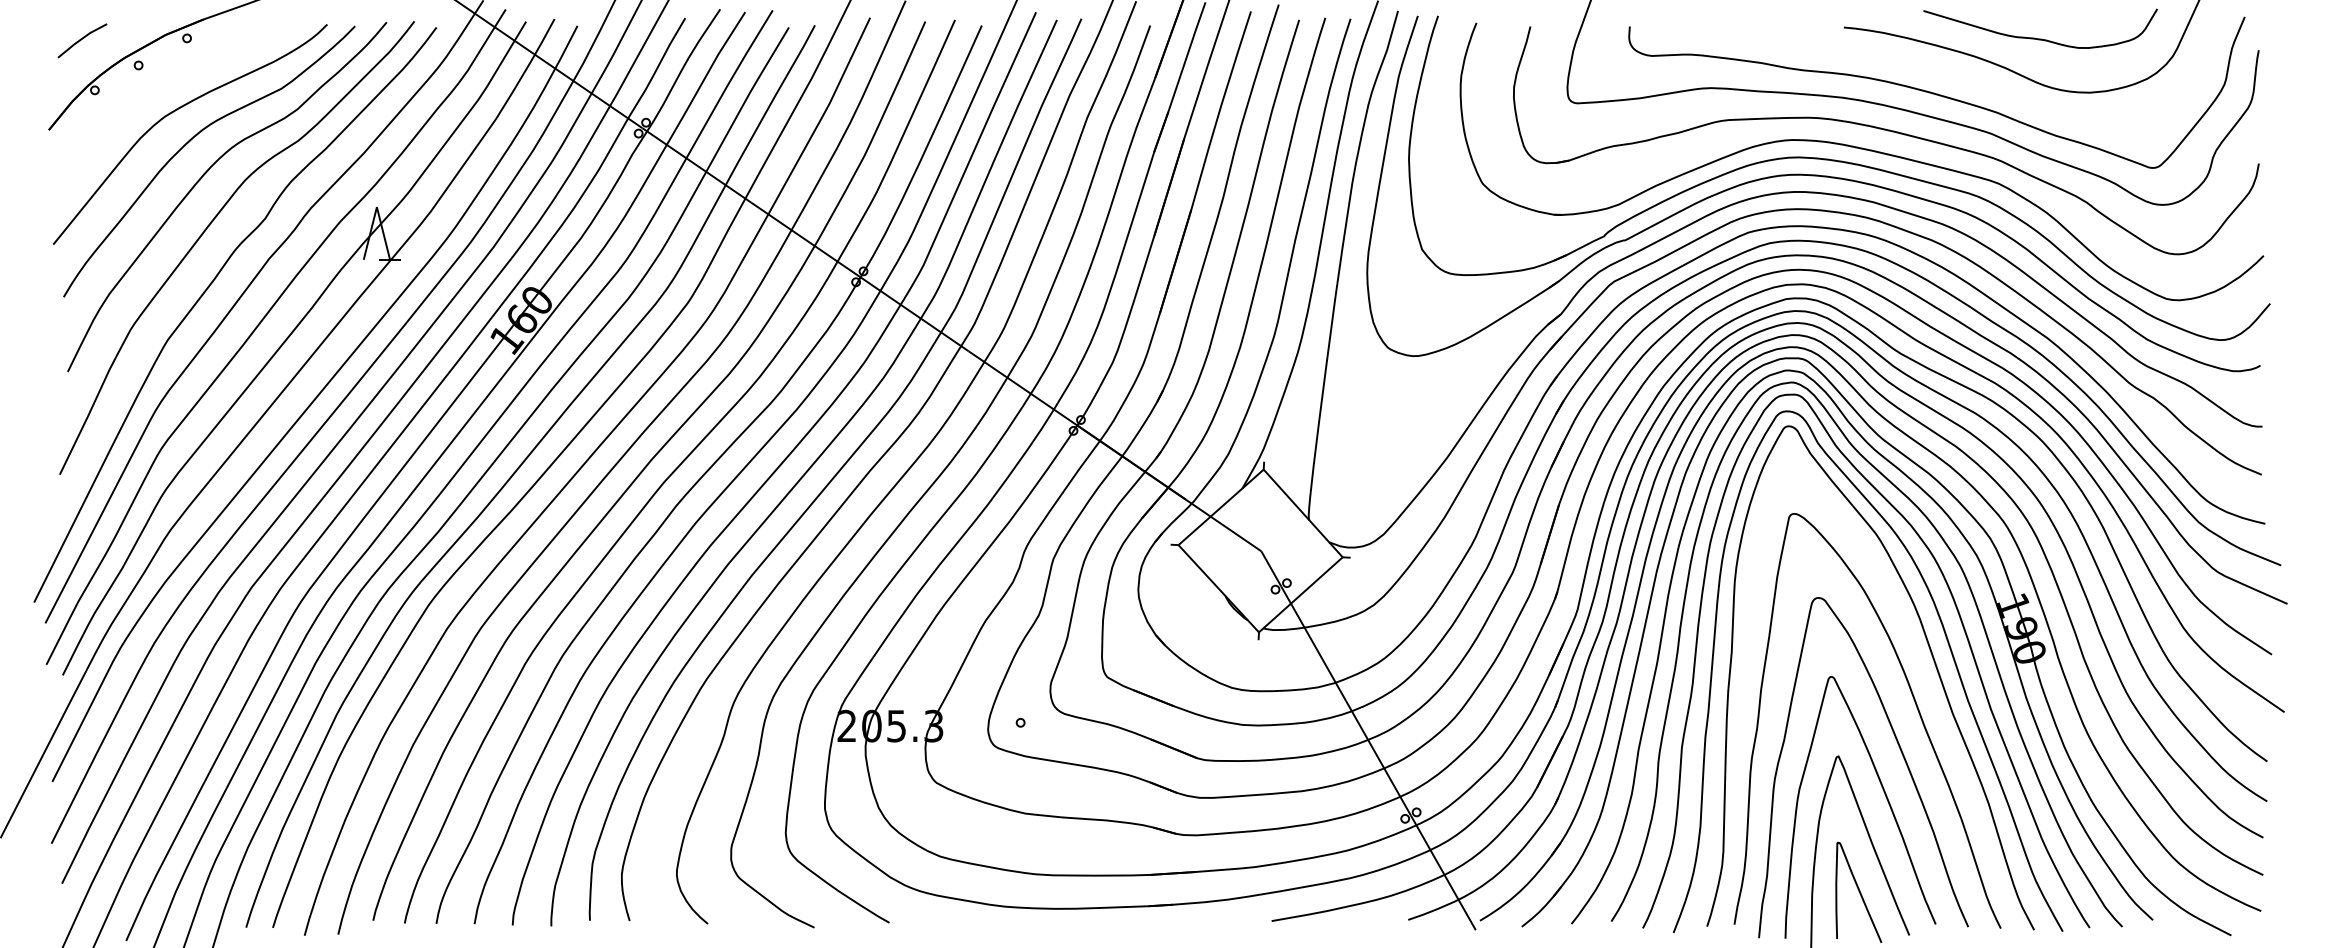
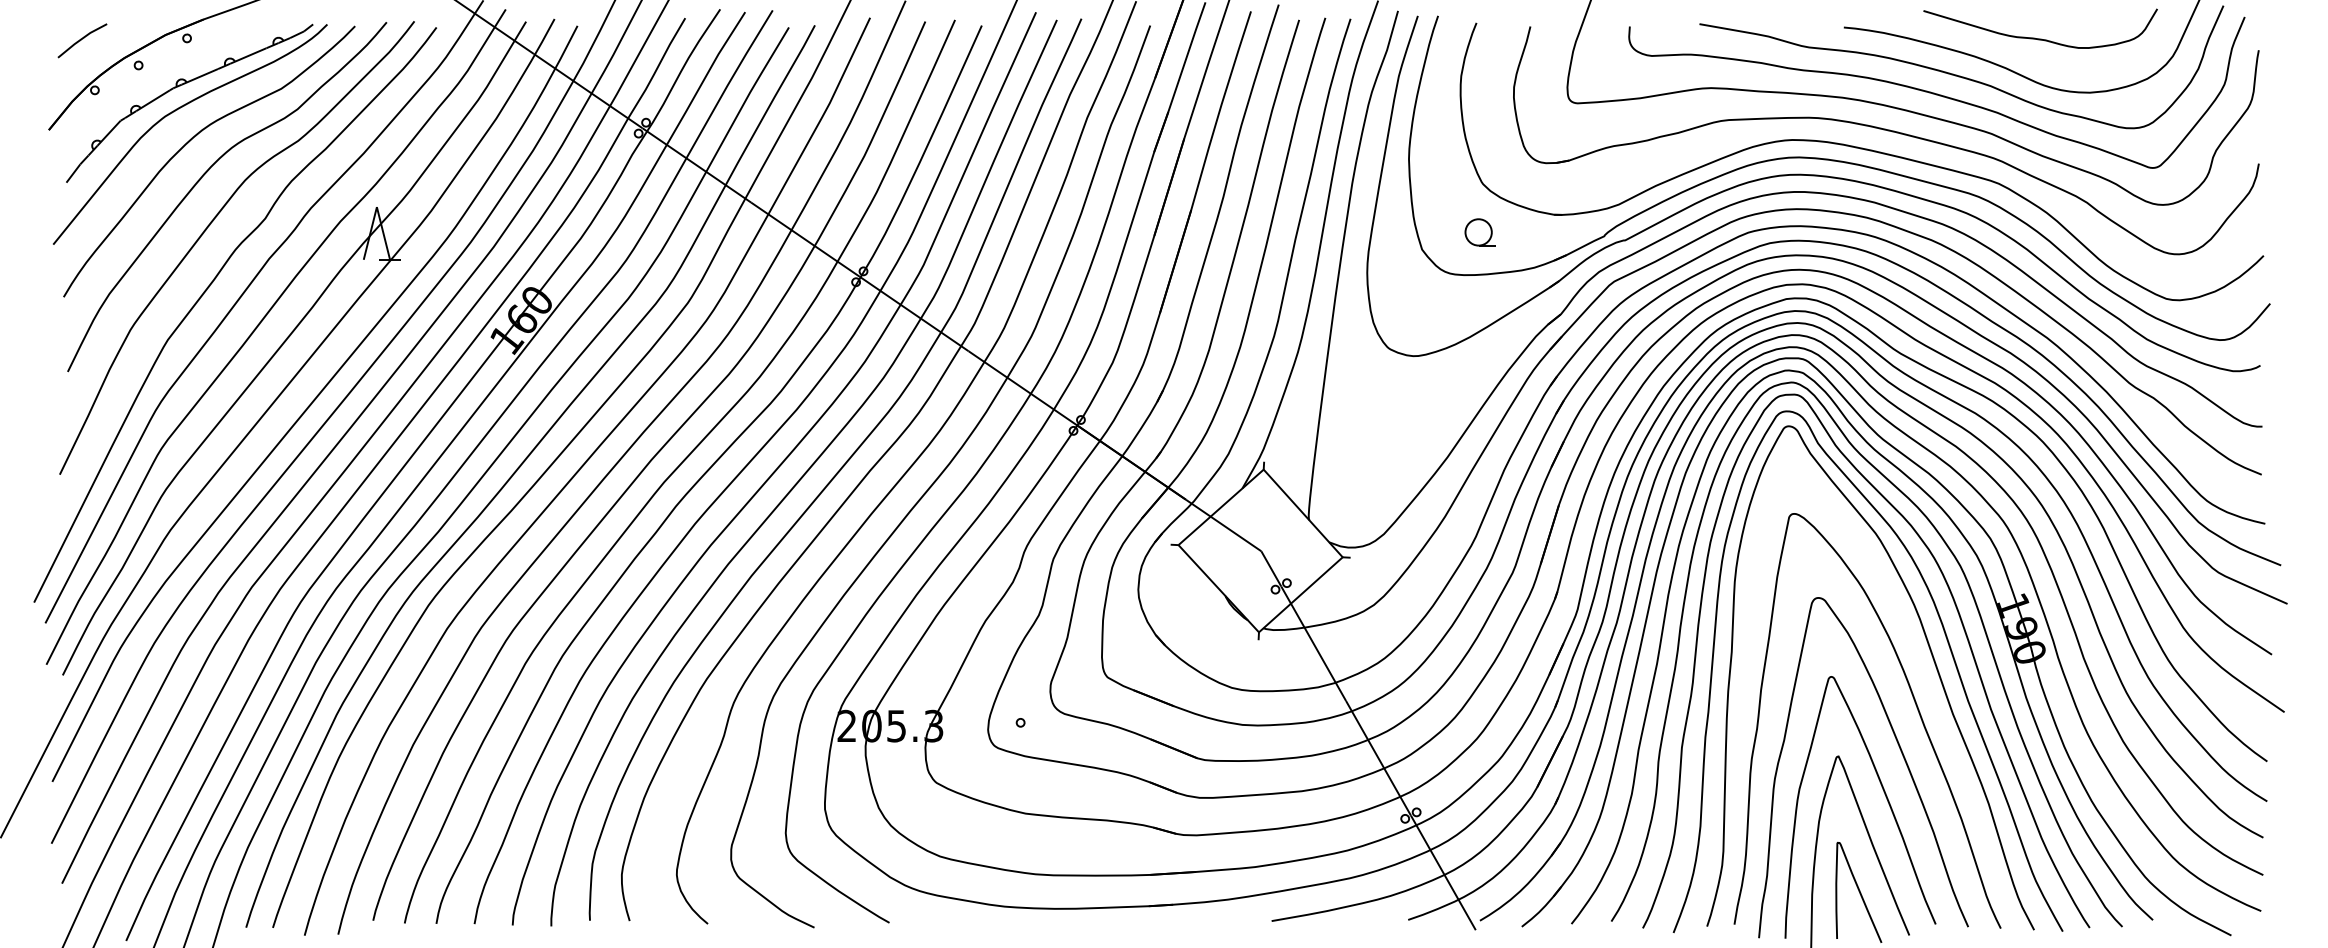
curve: none -> present (1960, 75)
part: none -> present (180, 86)
part: none -> present (1479, 232)
